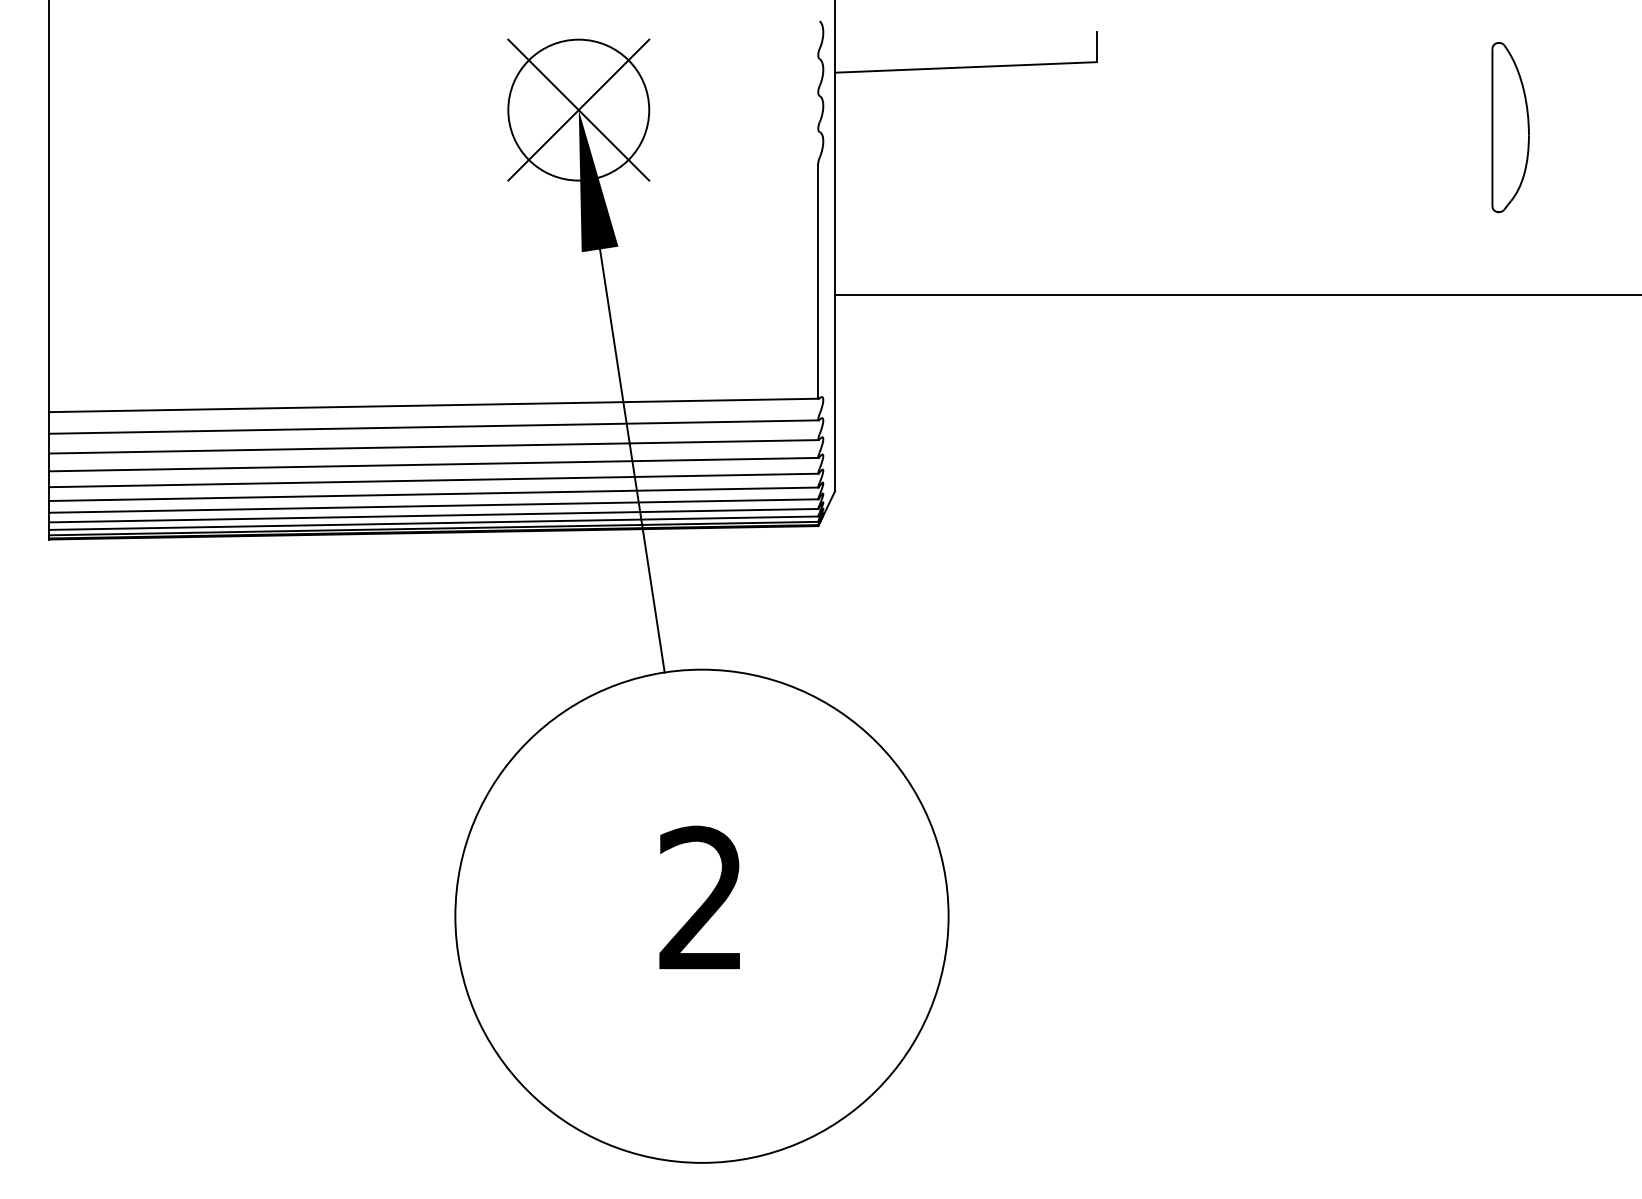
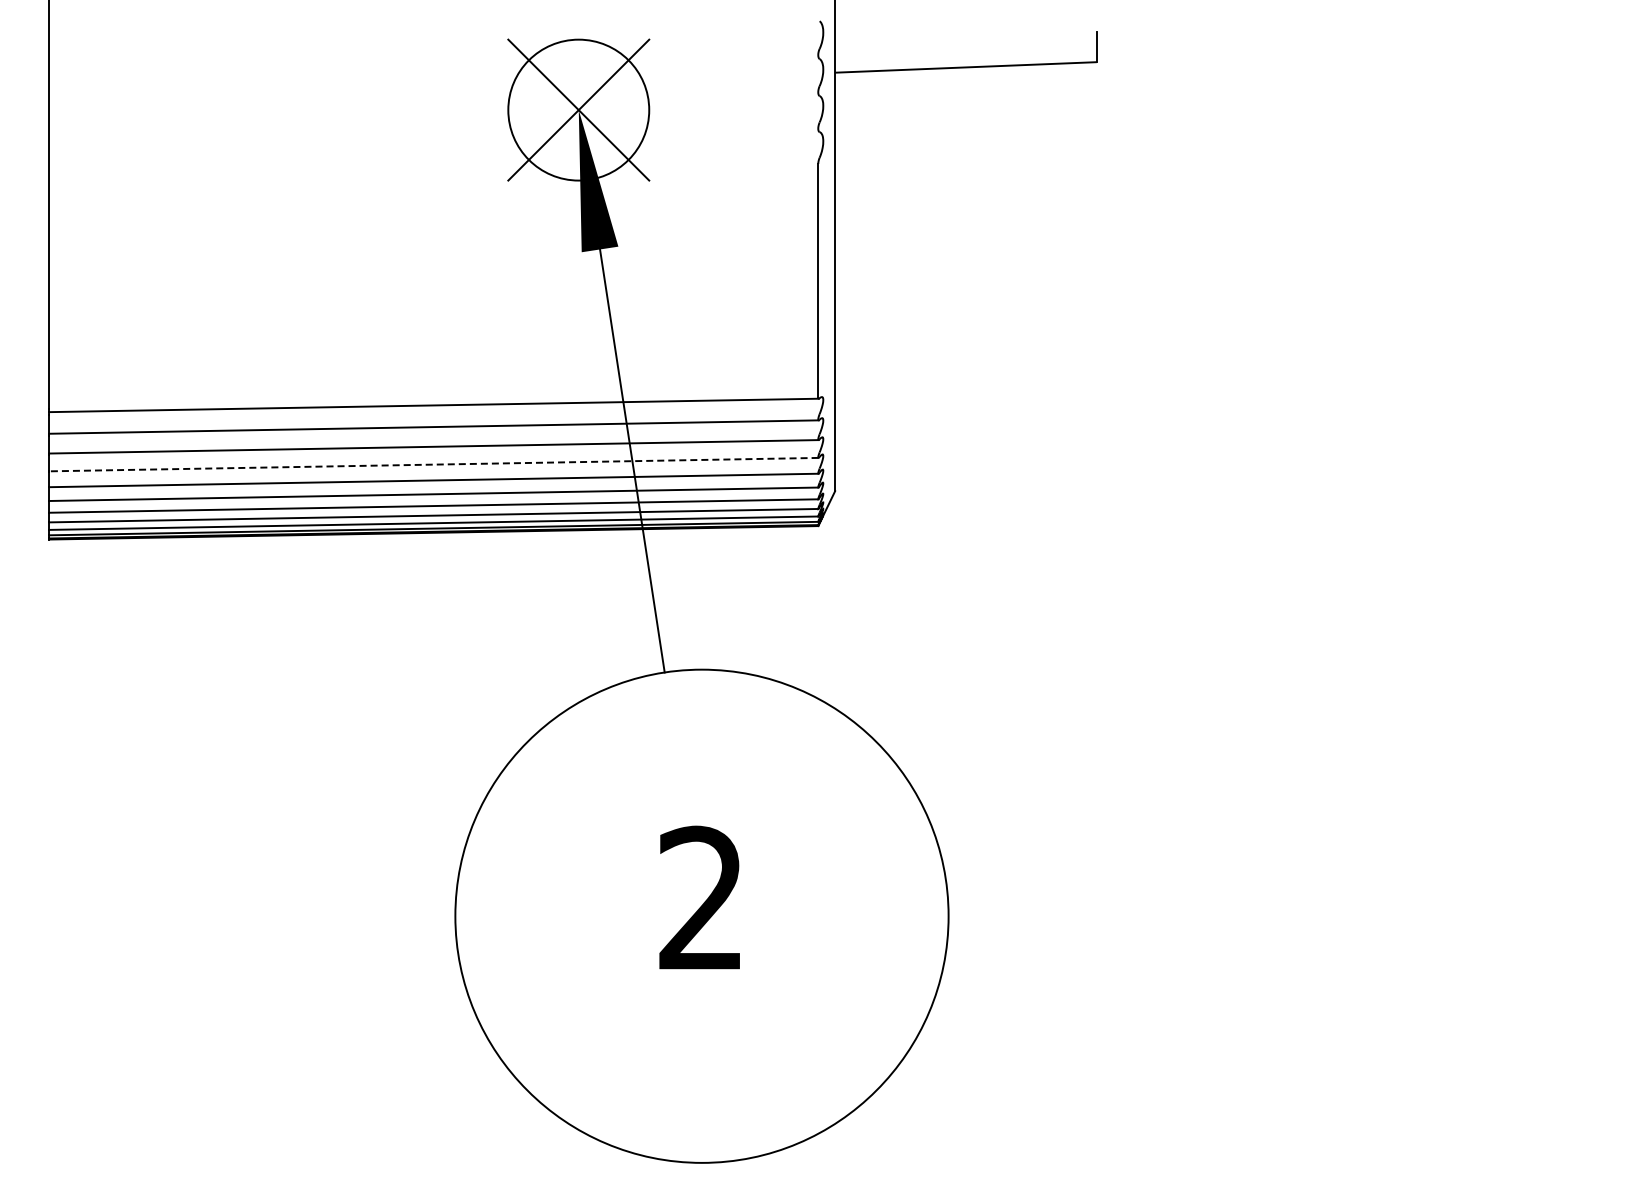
part: present -> none (1510, 127)
line: present -> none (1236, 295)
line: solid -> dashed (433, 464)
